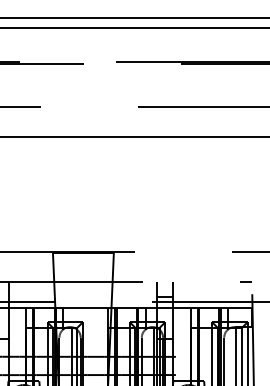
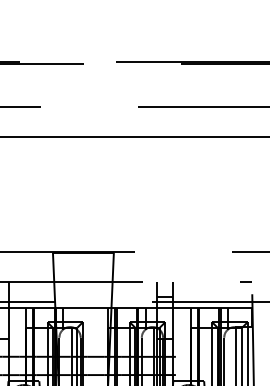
line: present -> none (134, 18)
line: present -> none (134, 27)
